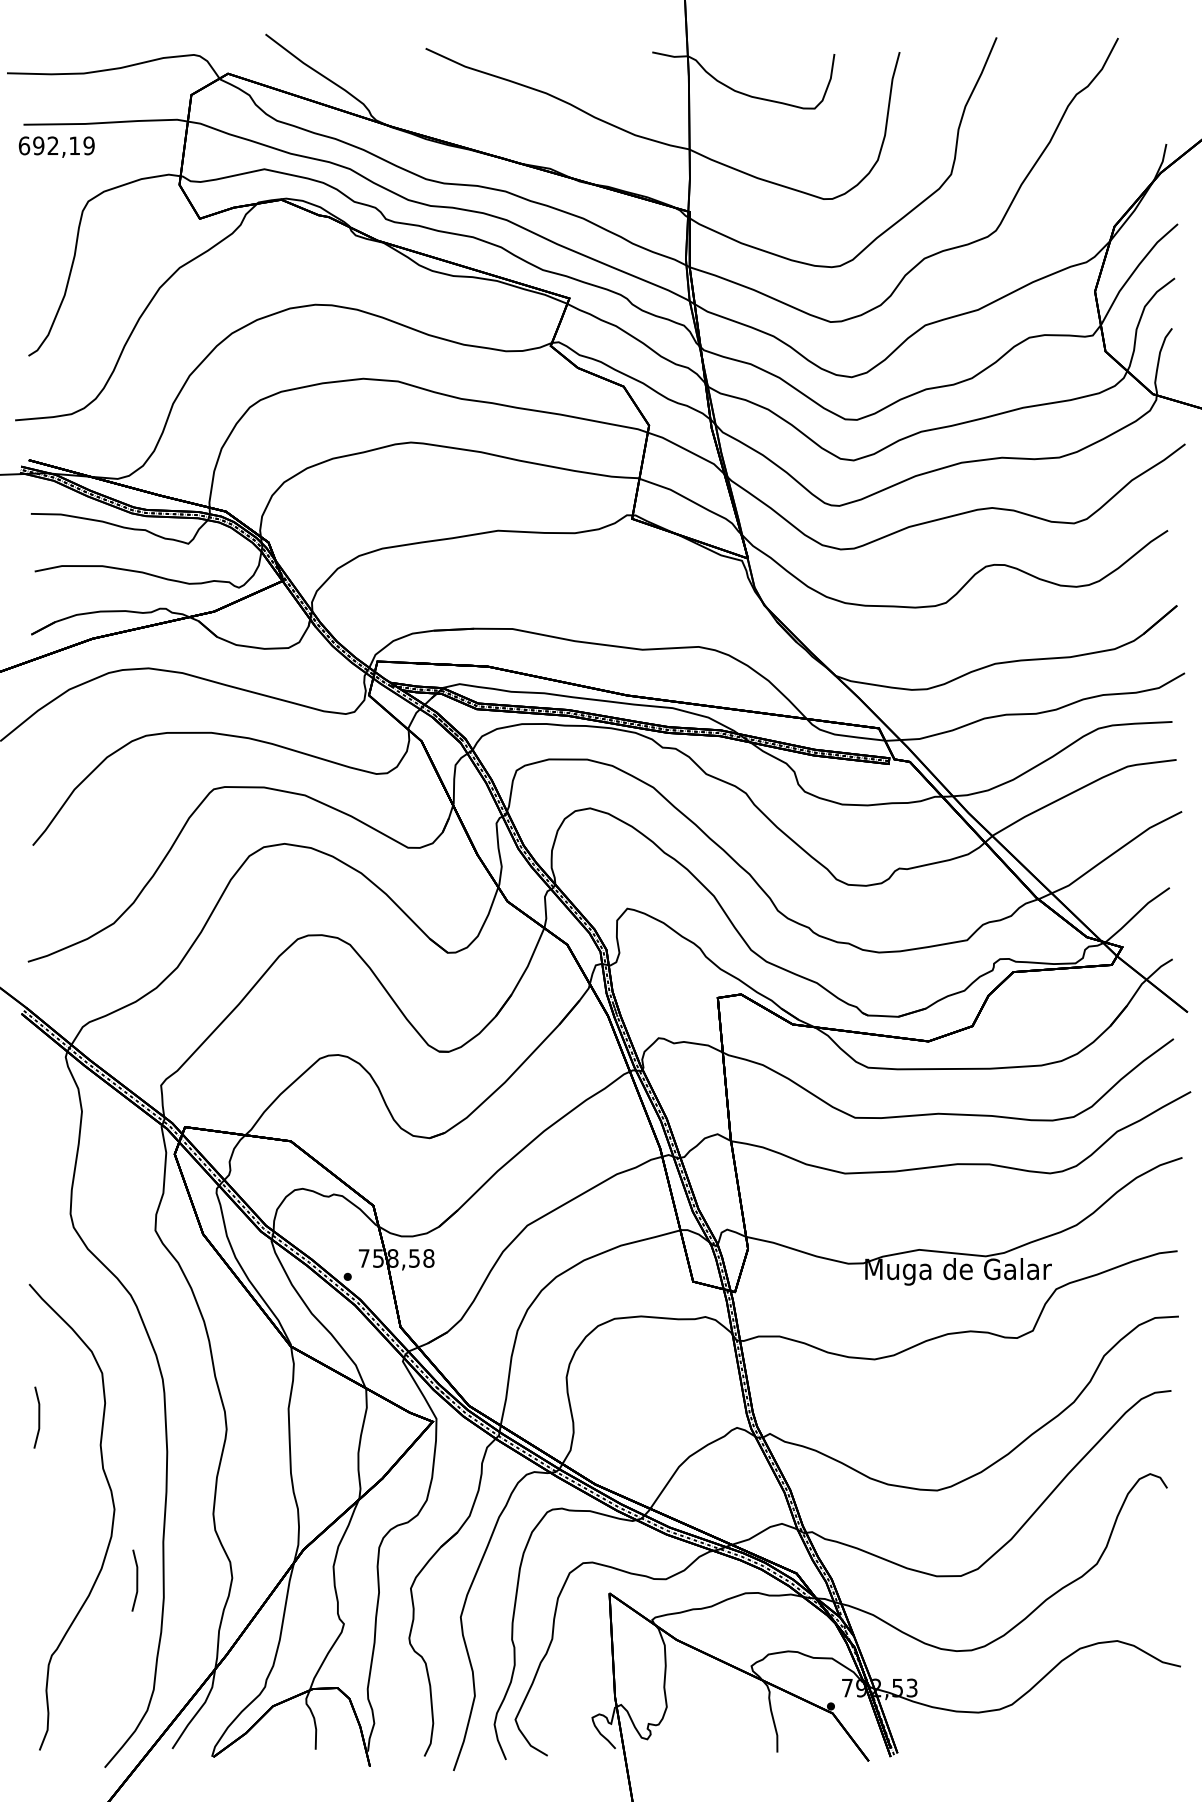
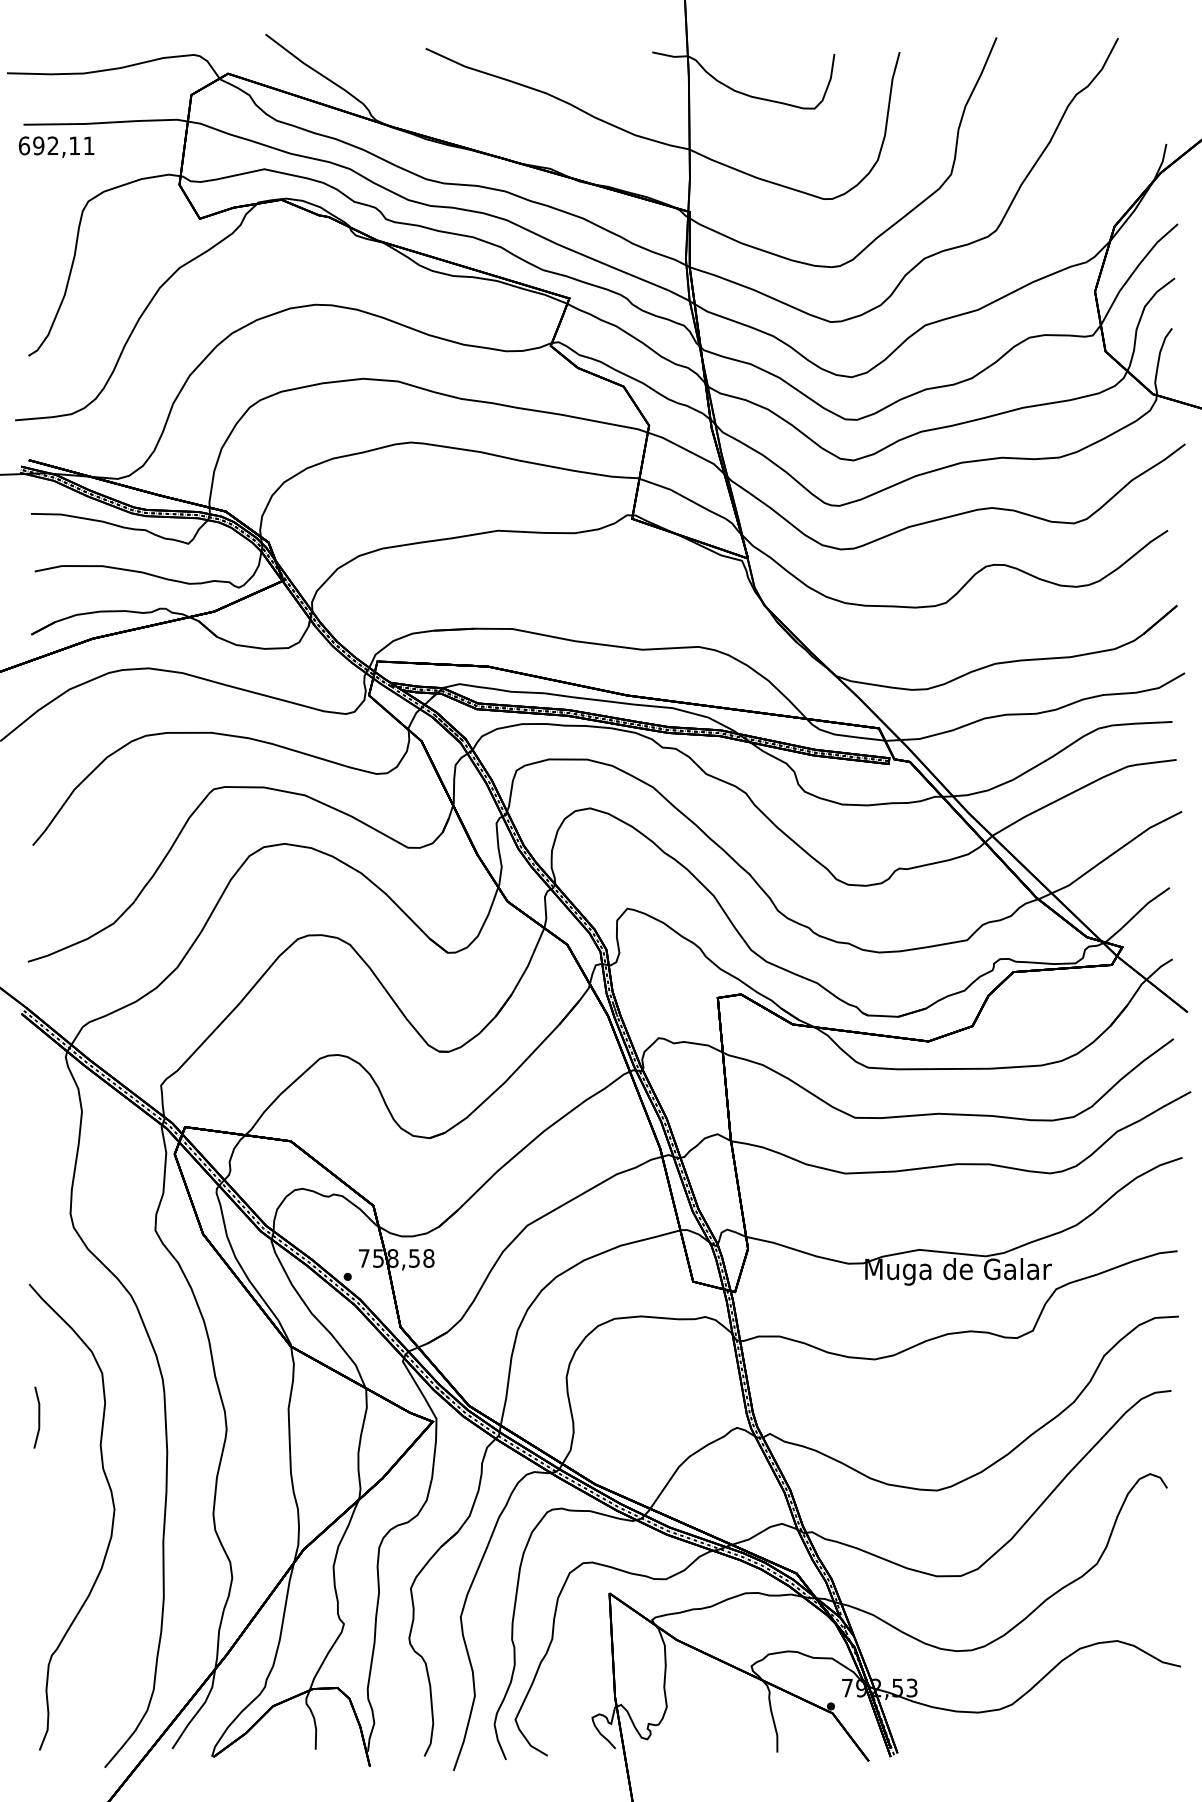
text: 692,19 -> 692,11 (88, 145)
line: present -> none (136, 1580)
